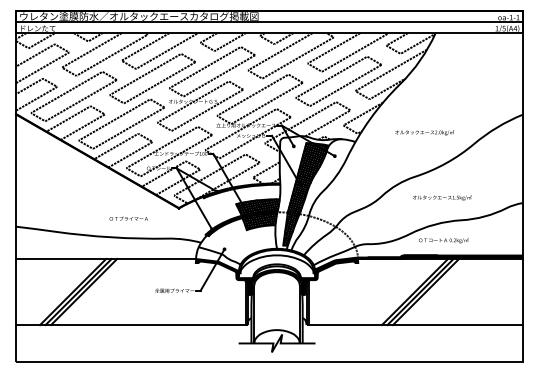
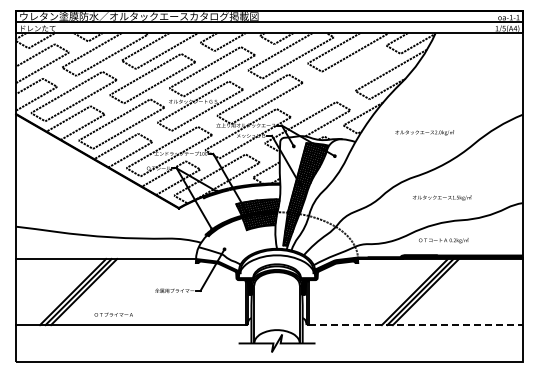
part: present -> none (338, 81)
text position: (128, 218) -> (113, 314) (113, 314)
line: solid -> dashed (416, 325)
